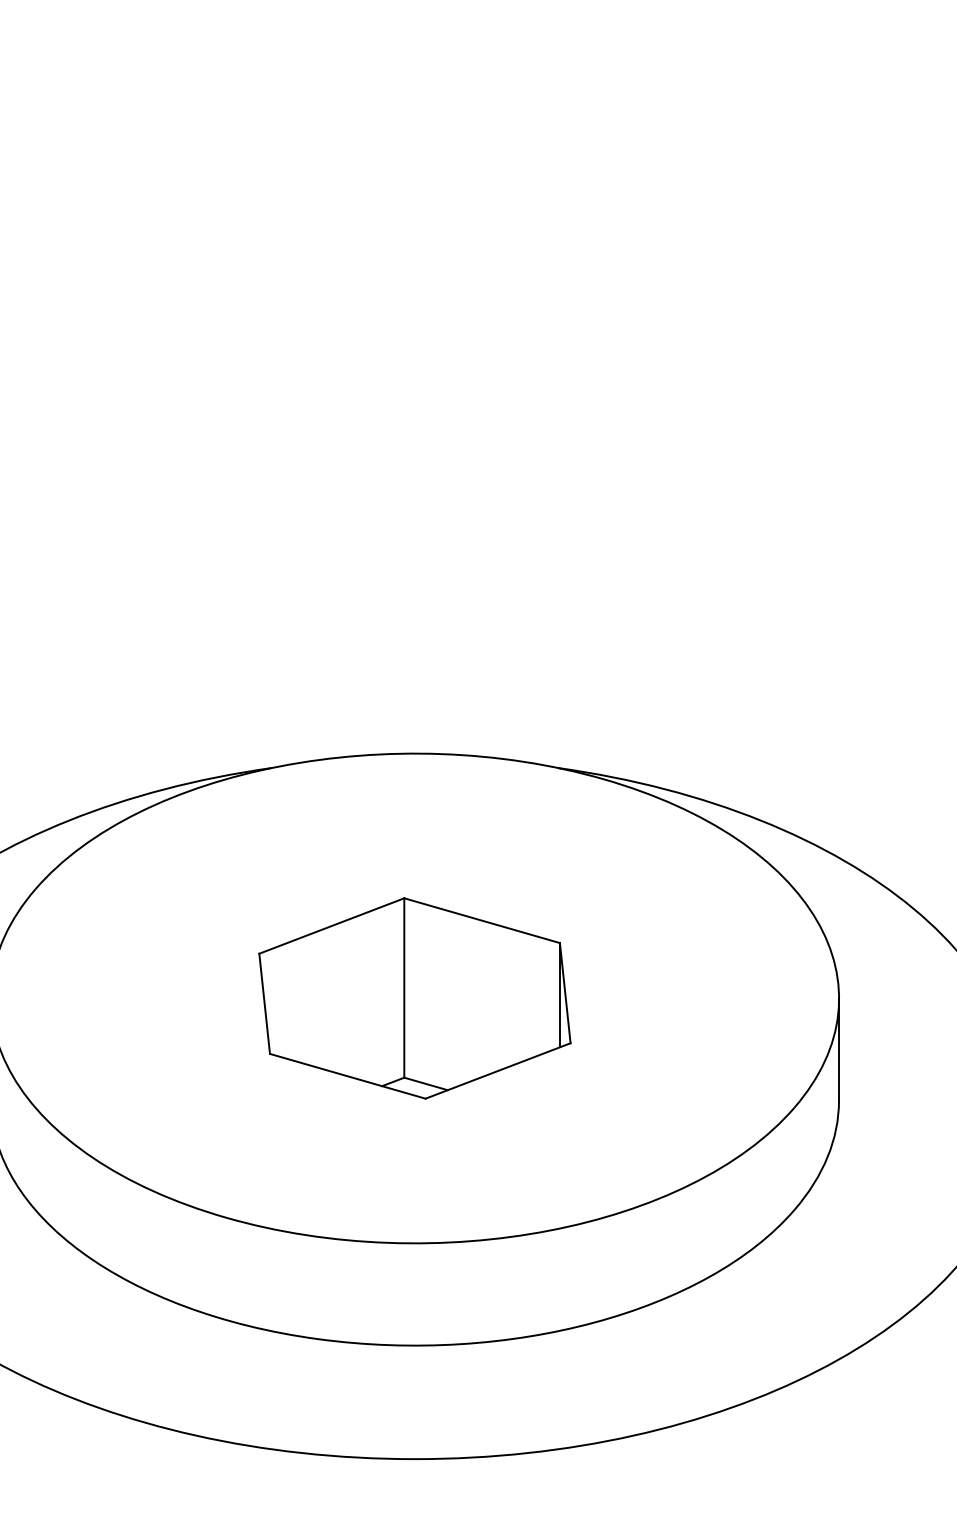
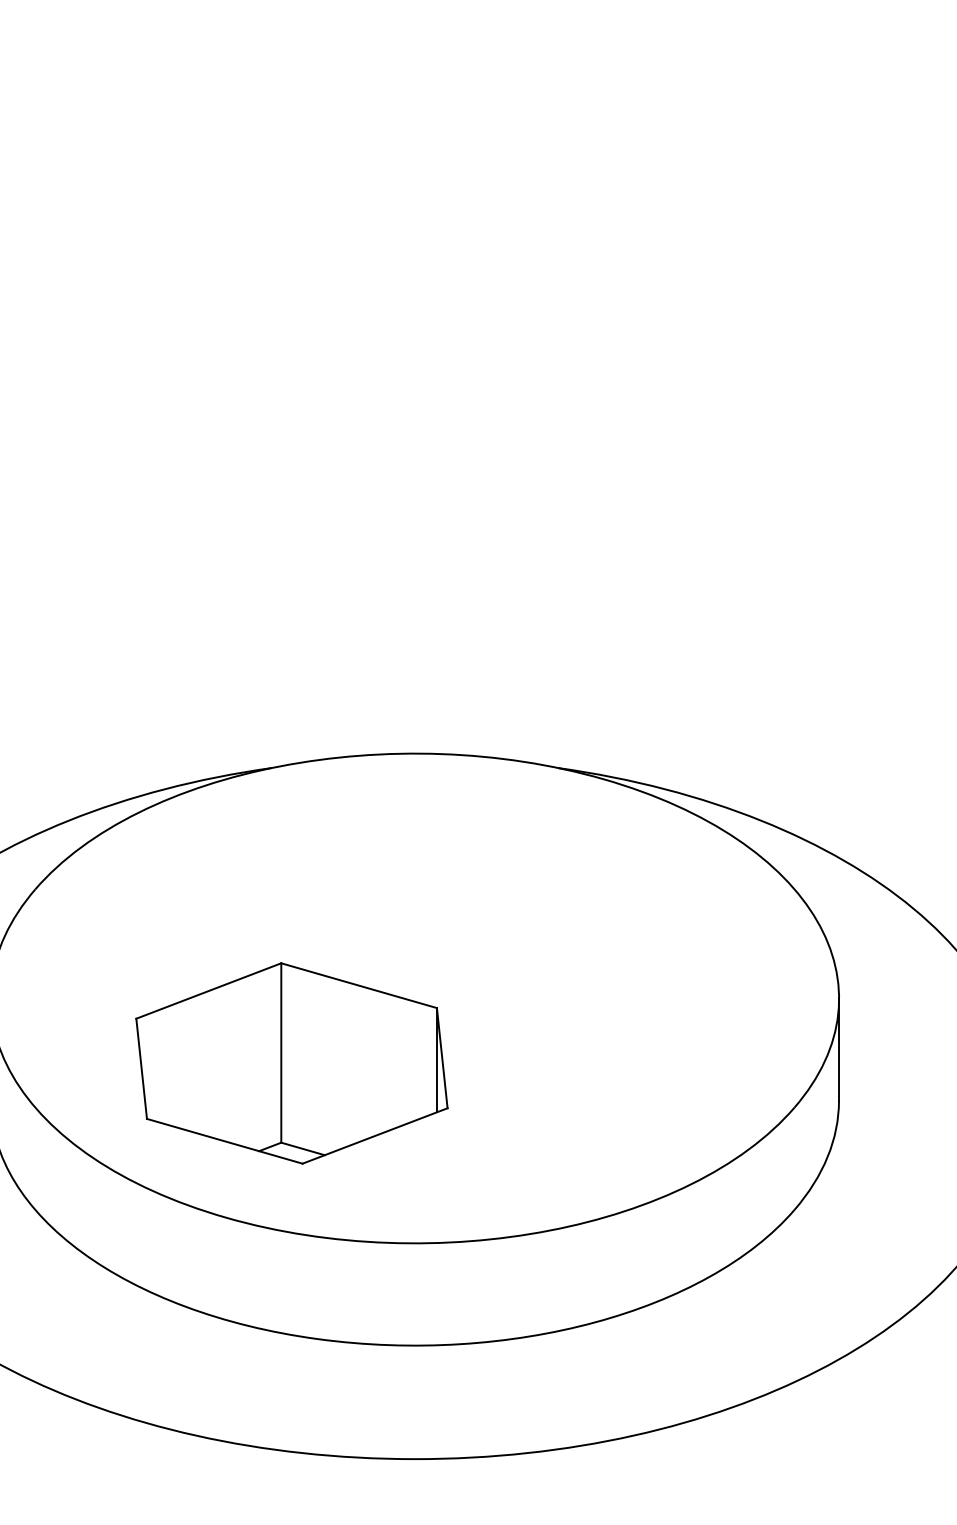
part position: (414, 998) -> (291, 1063) (291, 1063)
